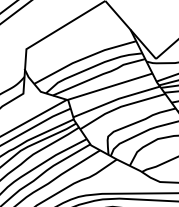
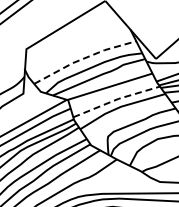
line: solid -> dashed (83, 58)
line: solid -> dashed (116, 99)
